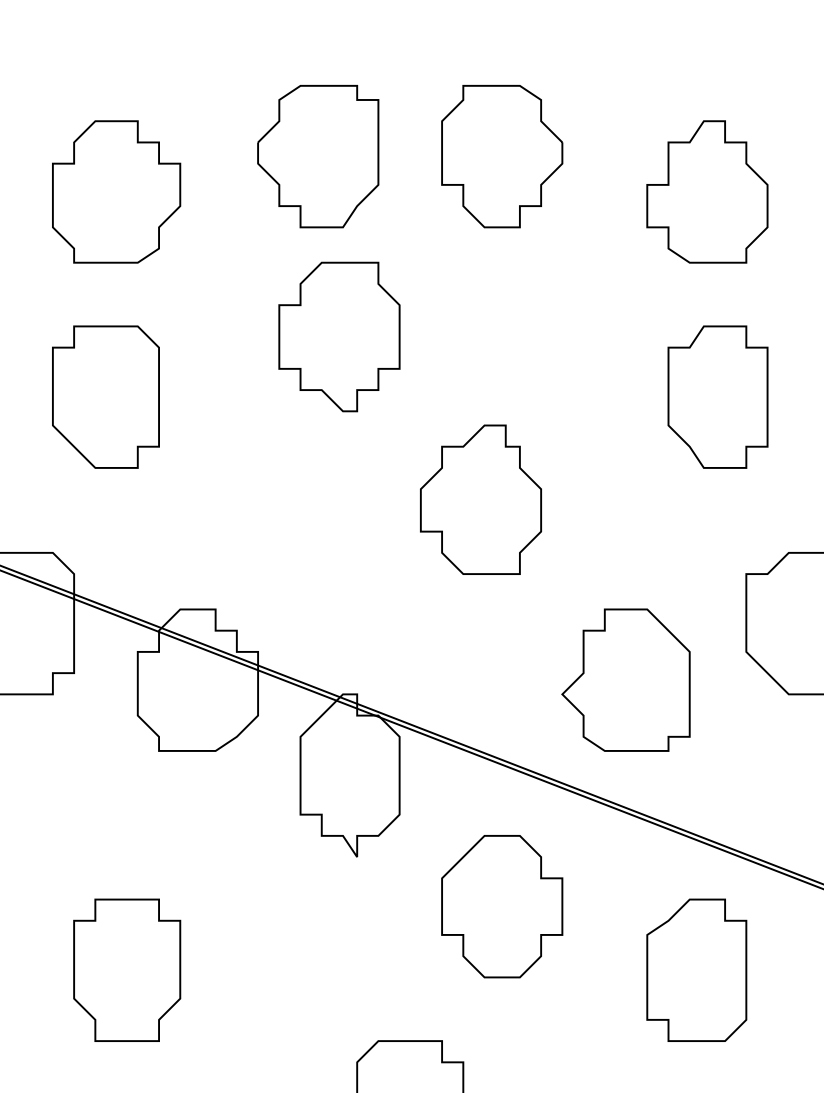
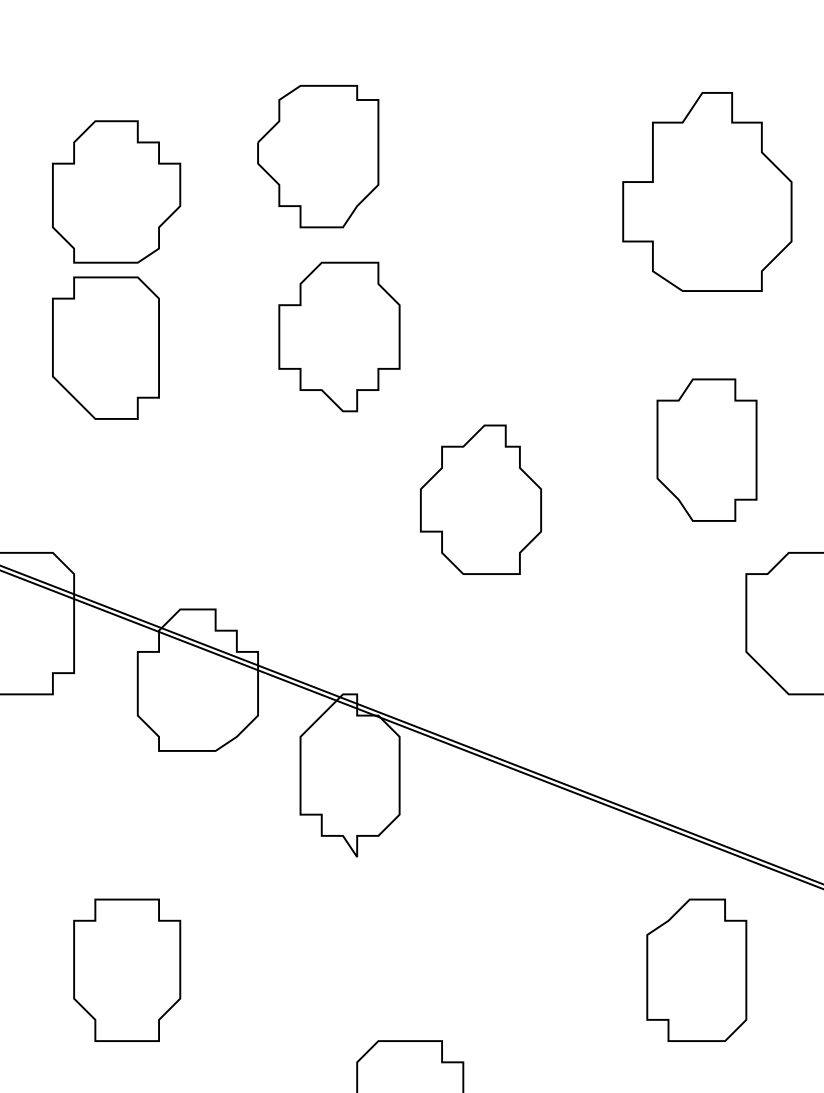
part: present -> none (502, 156)
part size: 123x144 px -> 171x200 px (707, 191)
part position: (105, 396) -> (105, 347) (105, 347)
part position: (717, 396) -> (706, 449) (706, 449)
part: present -> none (625, 679)
part: present -> none (502, 906)
